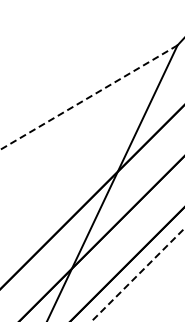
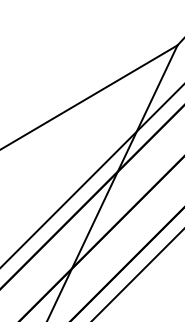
line: dashed -> solid (88, 97)
line: none -> present (91, 176)
line: dashed -> solid (138, 274)
